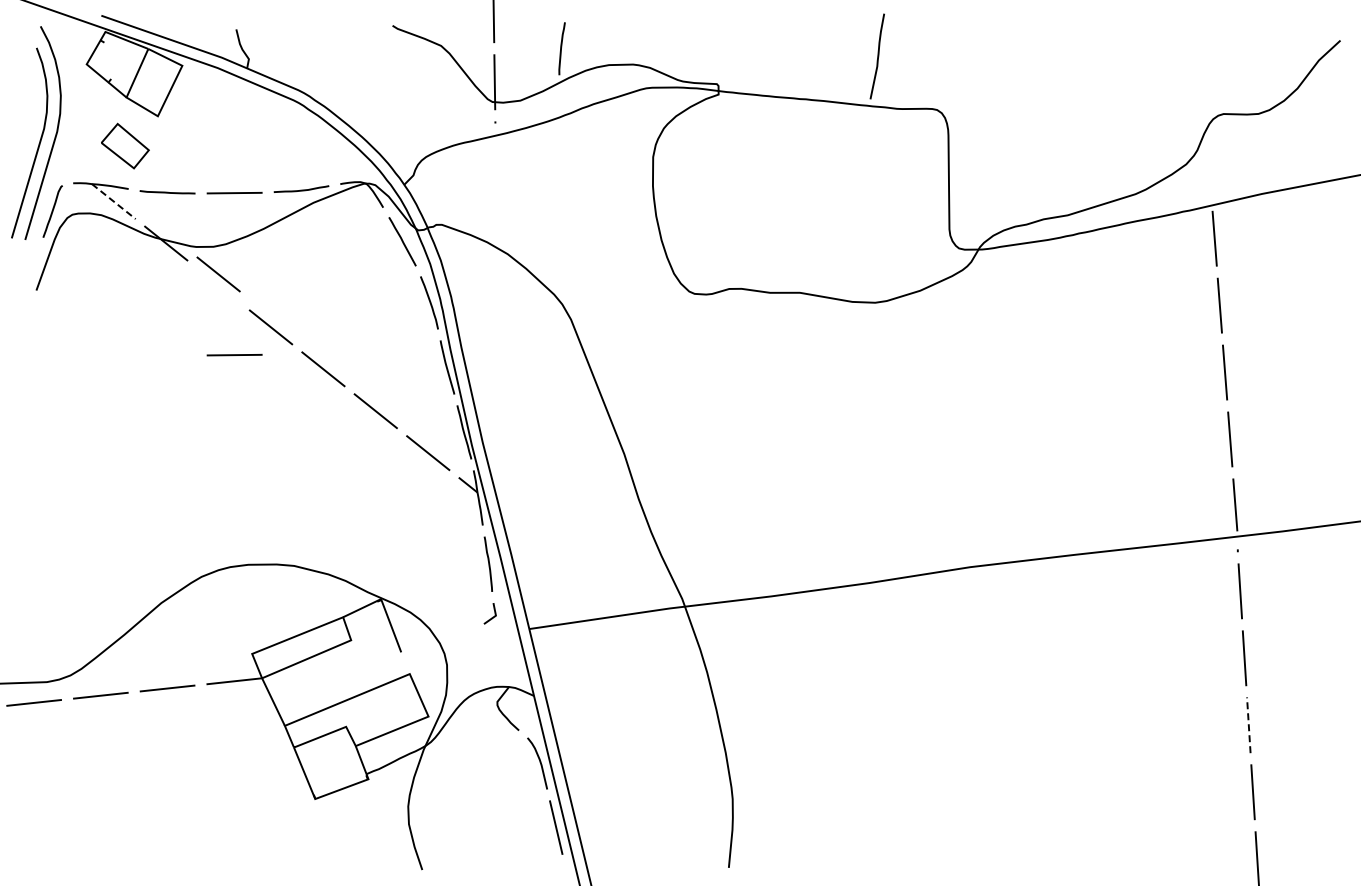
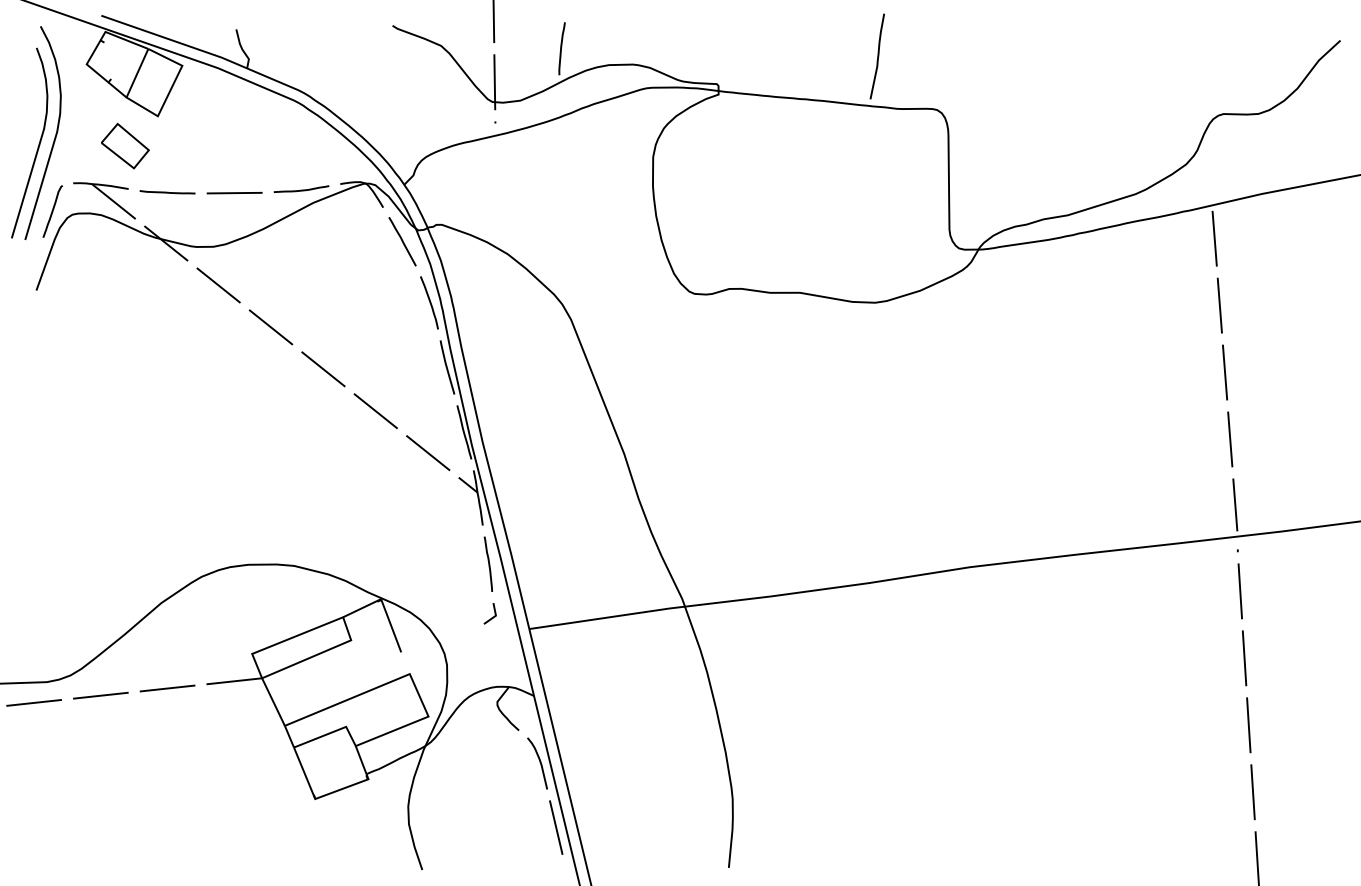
line: dashed -> solid (113, 201)
line position: (218, 274) -> (218, 285) (218, 285)
line: present -> none (234, 354)
line: dashed -> solid (1248, 725)
